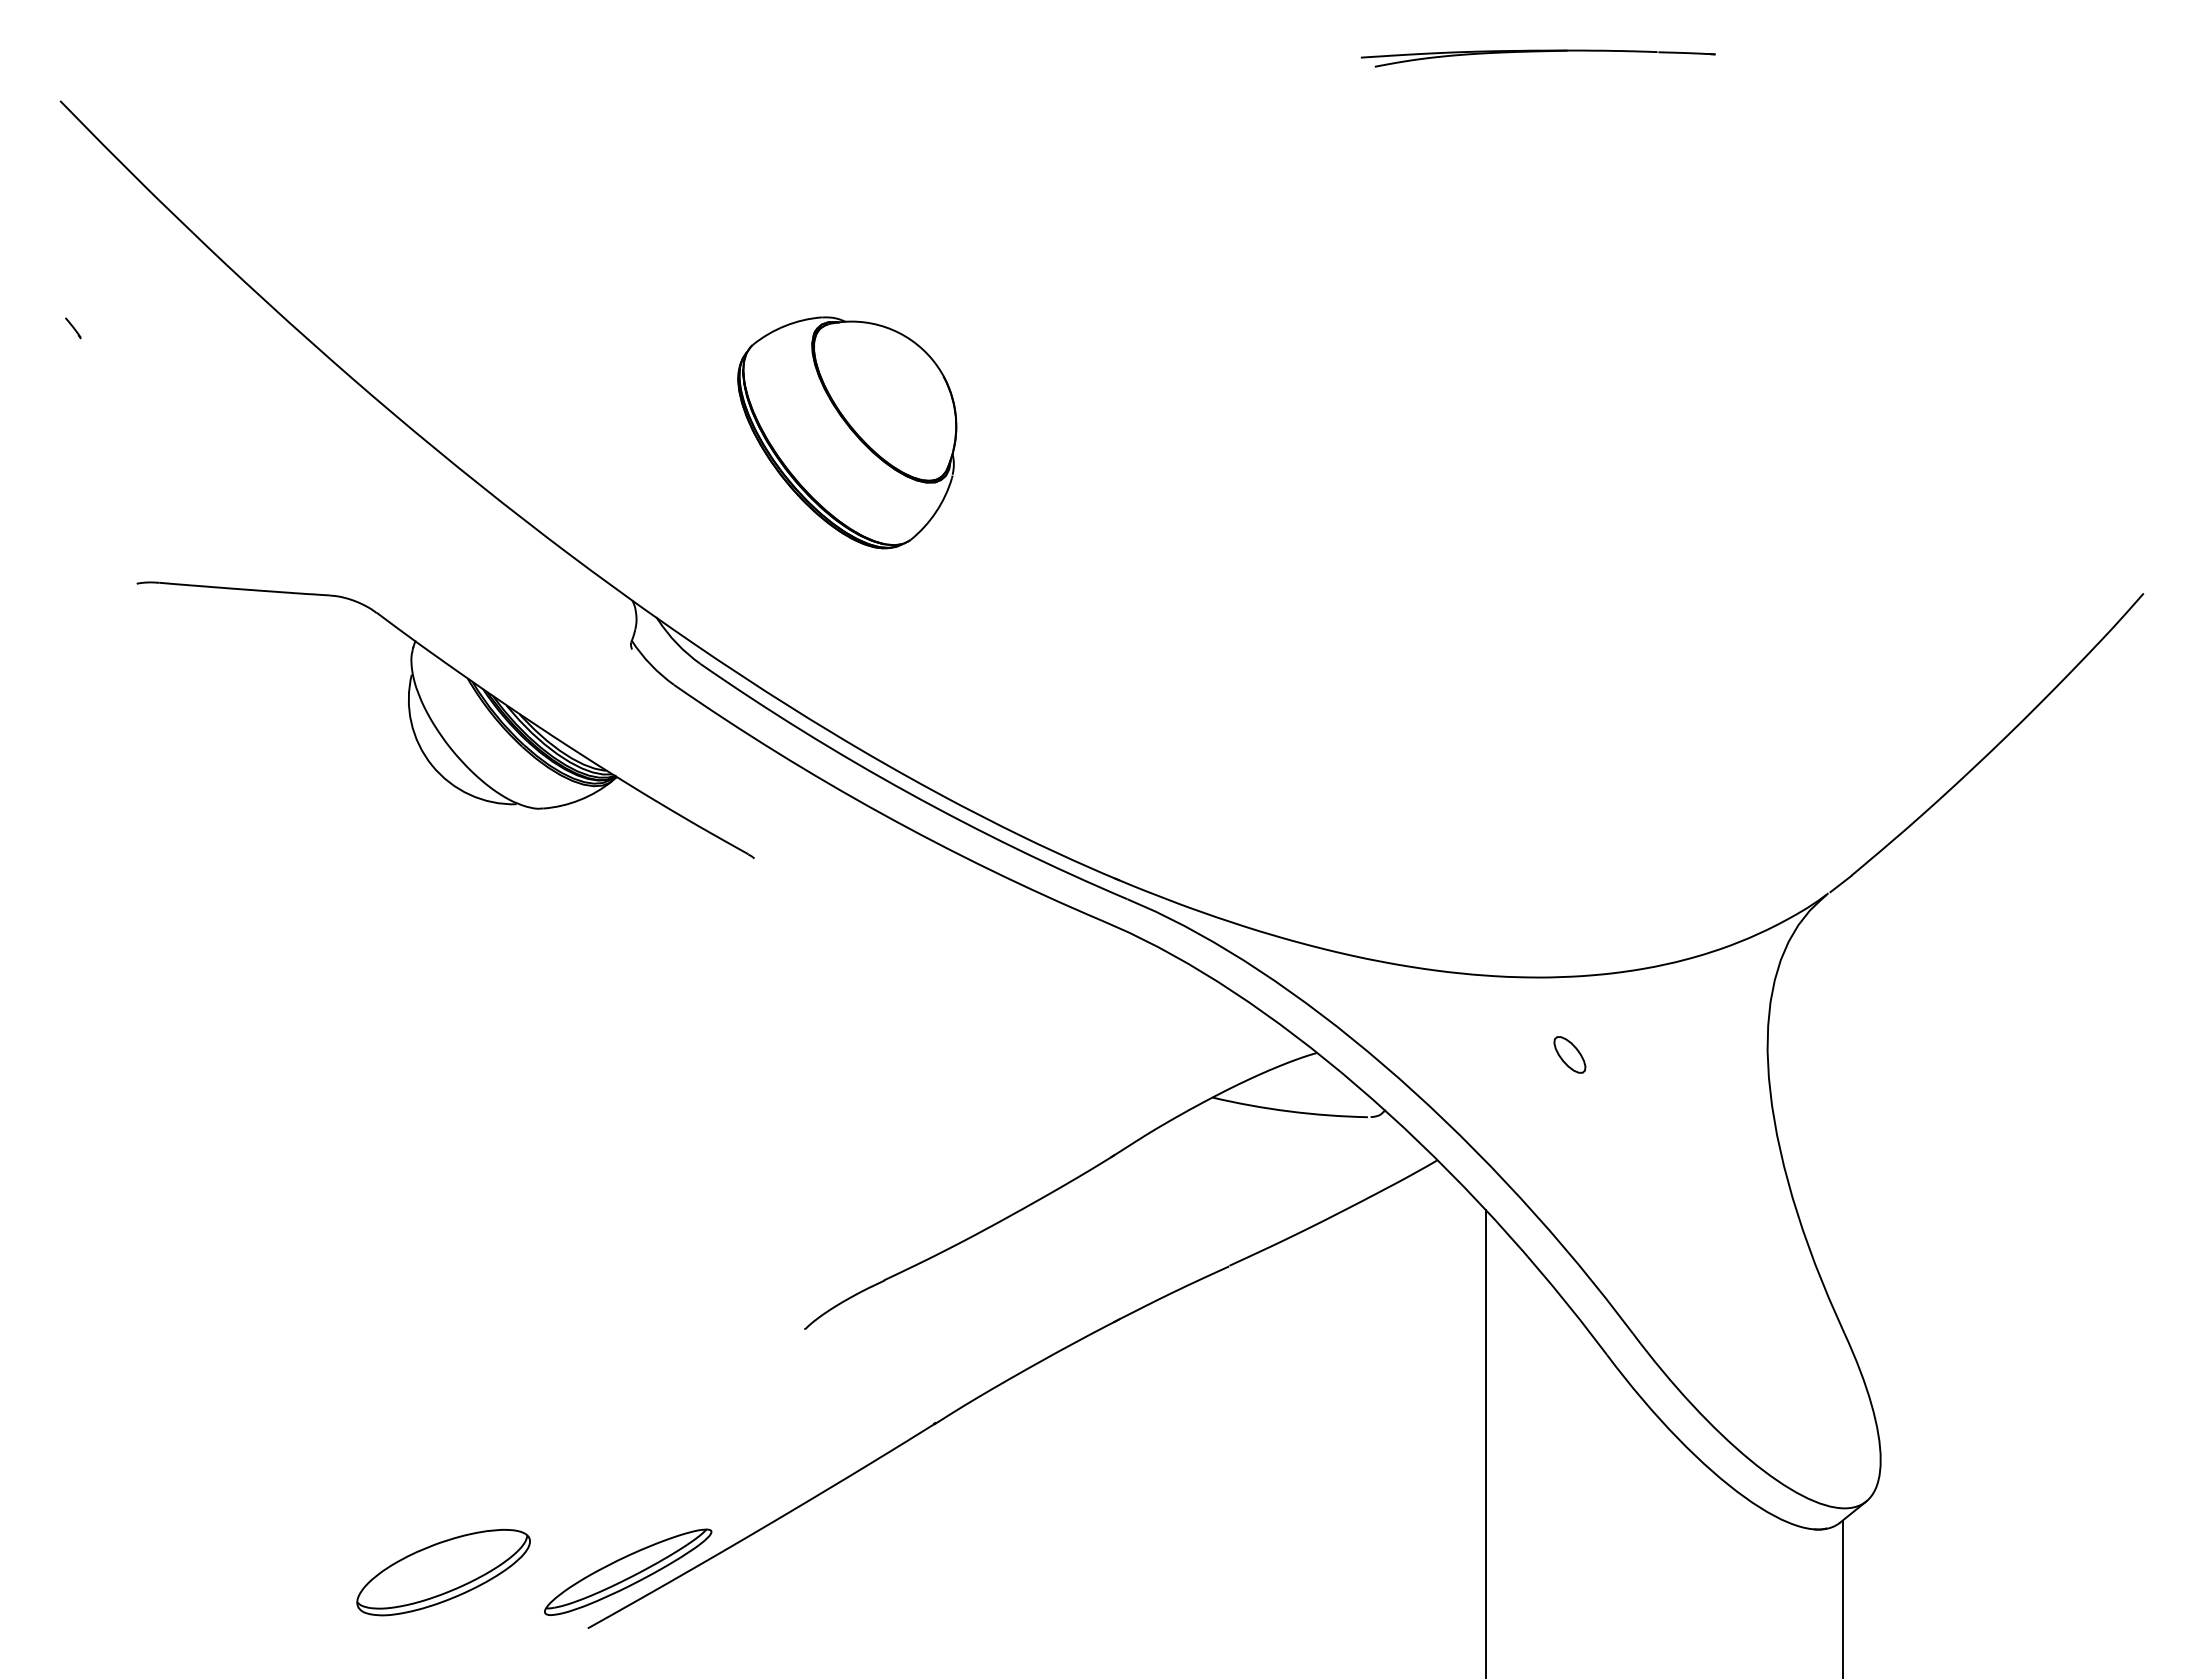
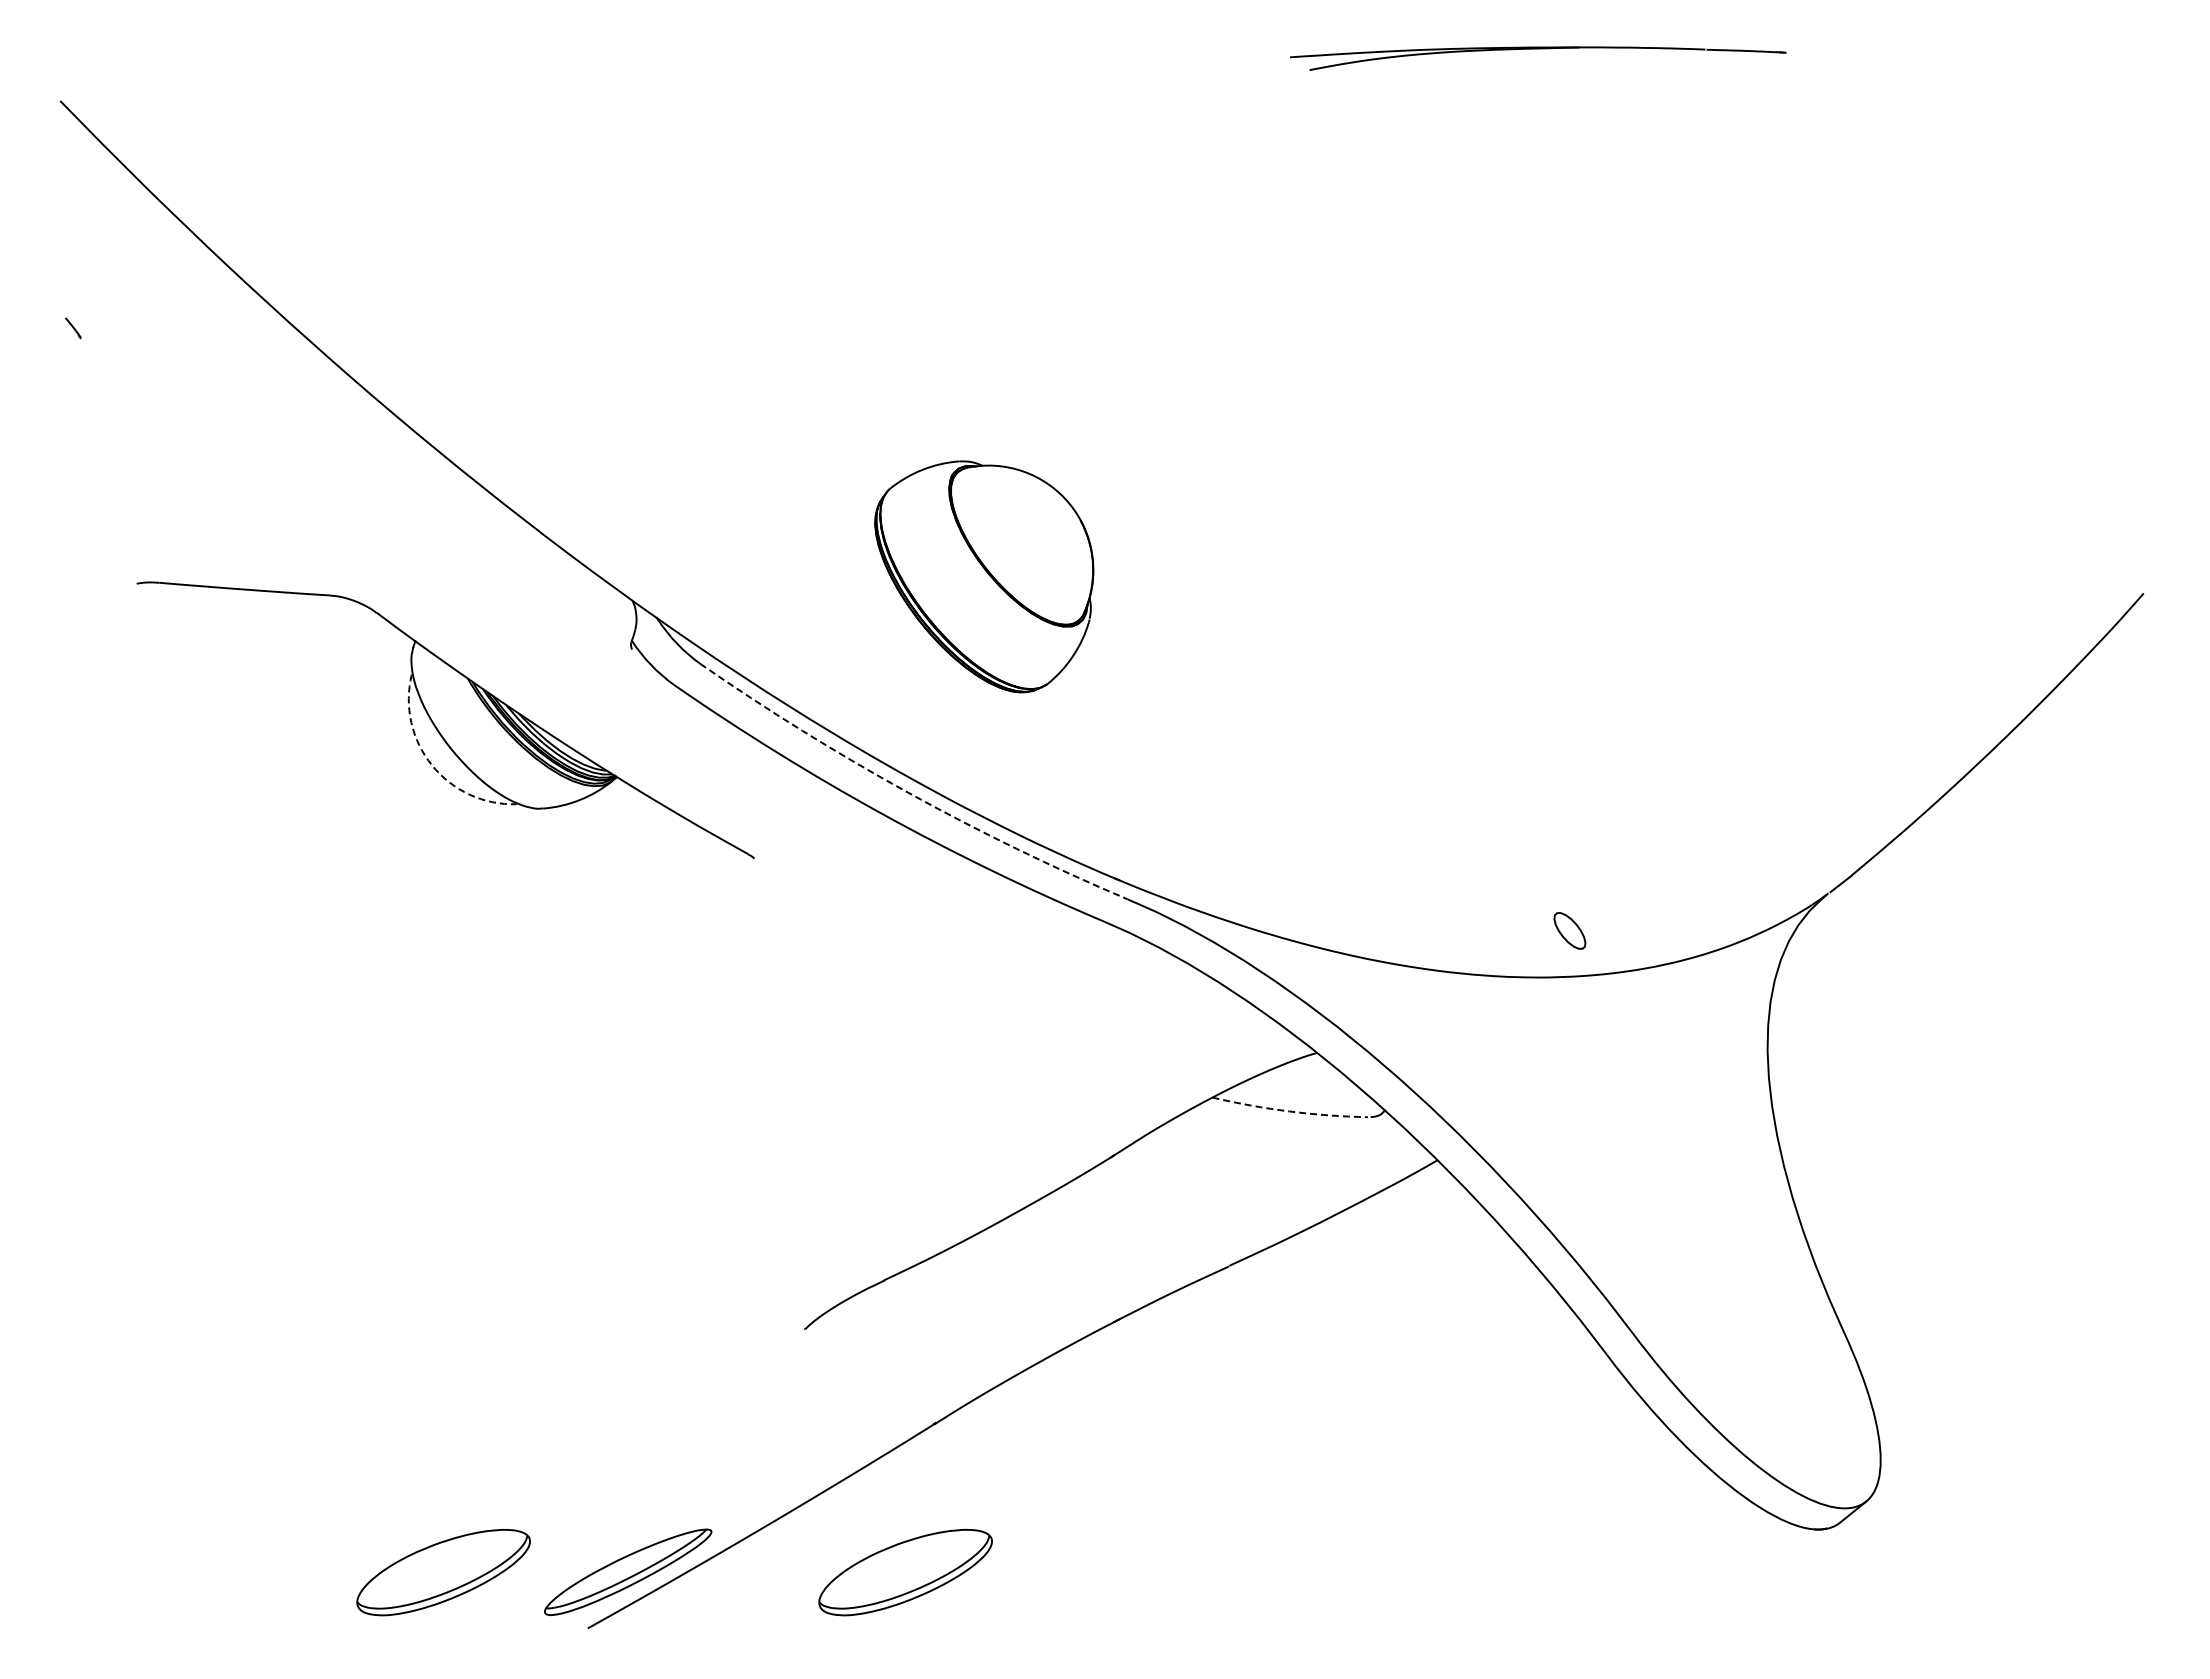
part size: 356x19 px -> 497x25 px (1538, 58)
part position: (847, 432) -> (984, 576) (984, 576)
arc: solid -> dashed (432, 765)
arc: solid -> dashed (907, 792)
part position: (1569, 1054) -> (1569, 930) (1569, 930)
arc: solid -> dashed (1289, 1111)
line: present -> none (1486, 1442)
part: none -> present (905, 1572)
line: present -> none (1842, 1597)
